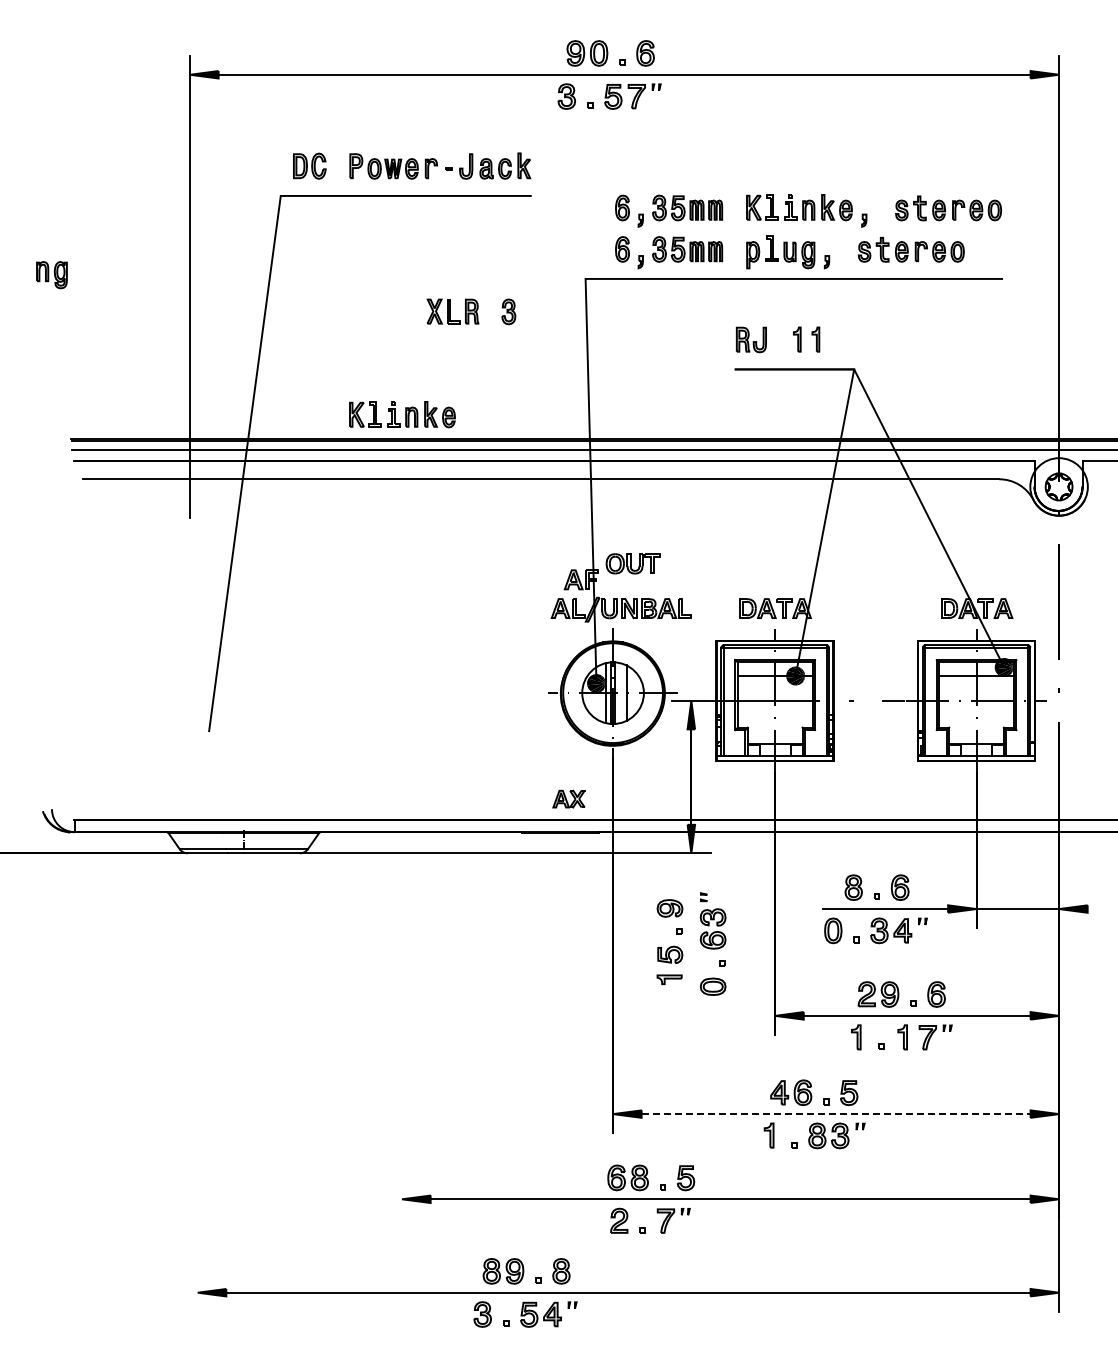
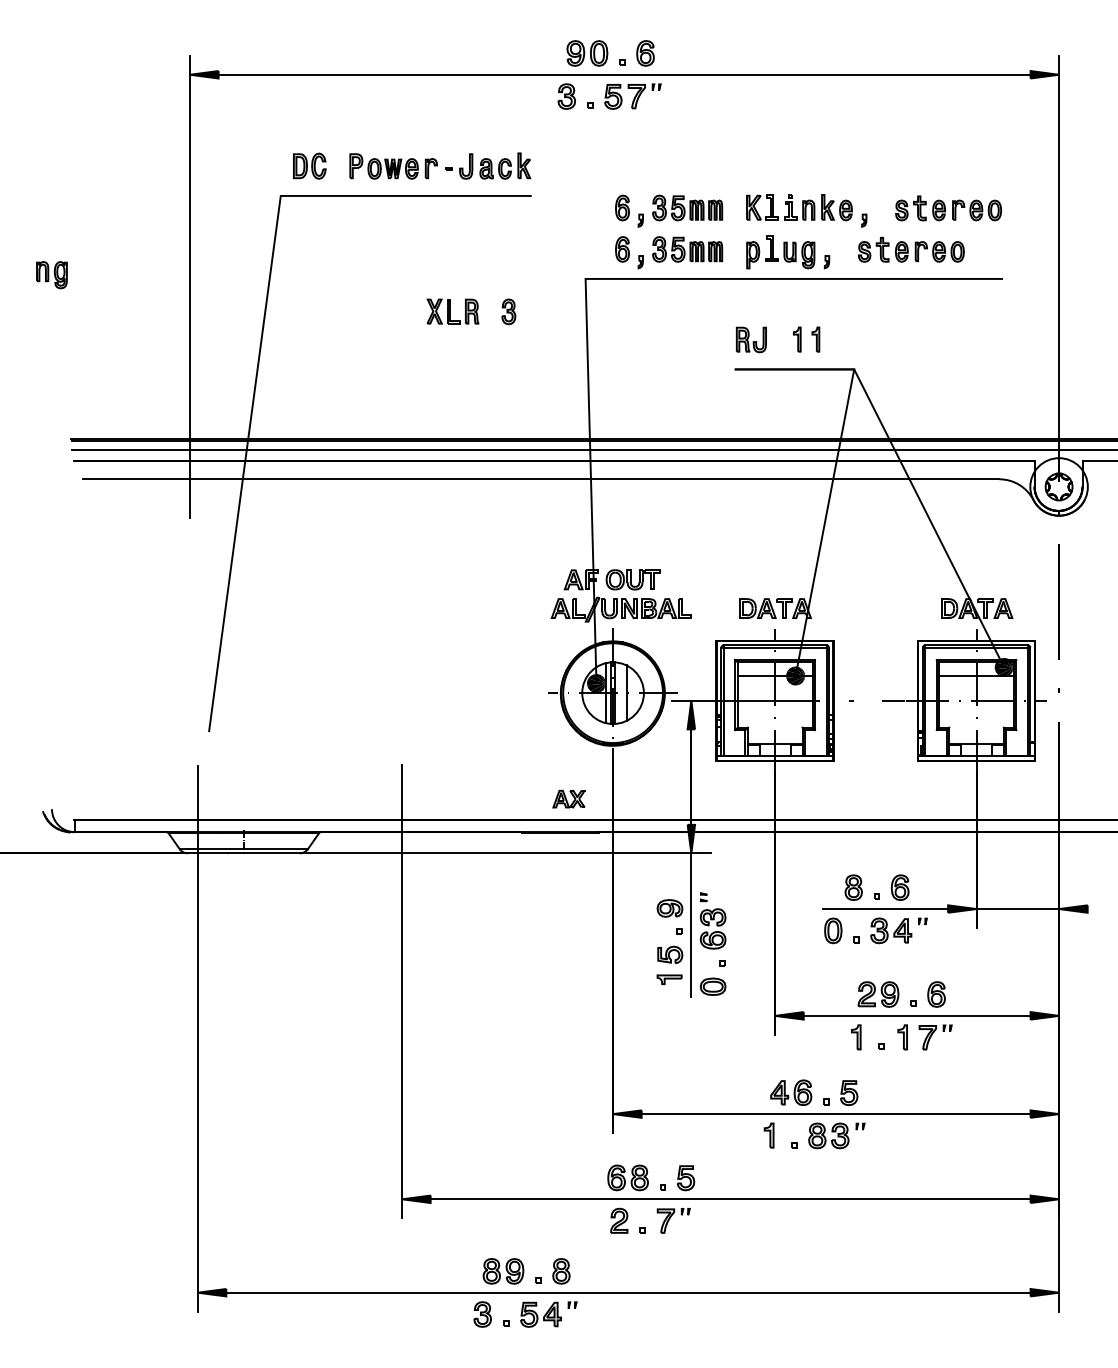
part: present -> none (402, 414)
part position: (632, 563) -> (632, 579) (632, 579)
line: none -> present (691, 925)
line: none -> present (402, 991)
line: none -> present (197, 1038)
line: dashed -> solid (836, 1114)
